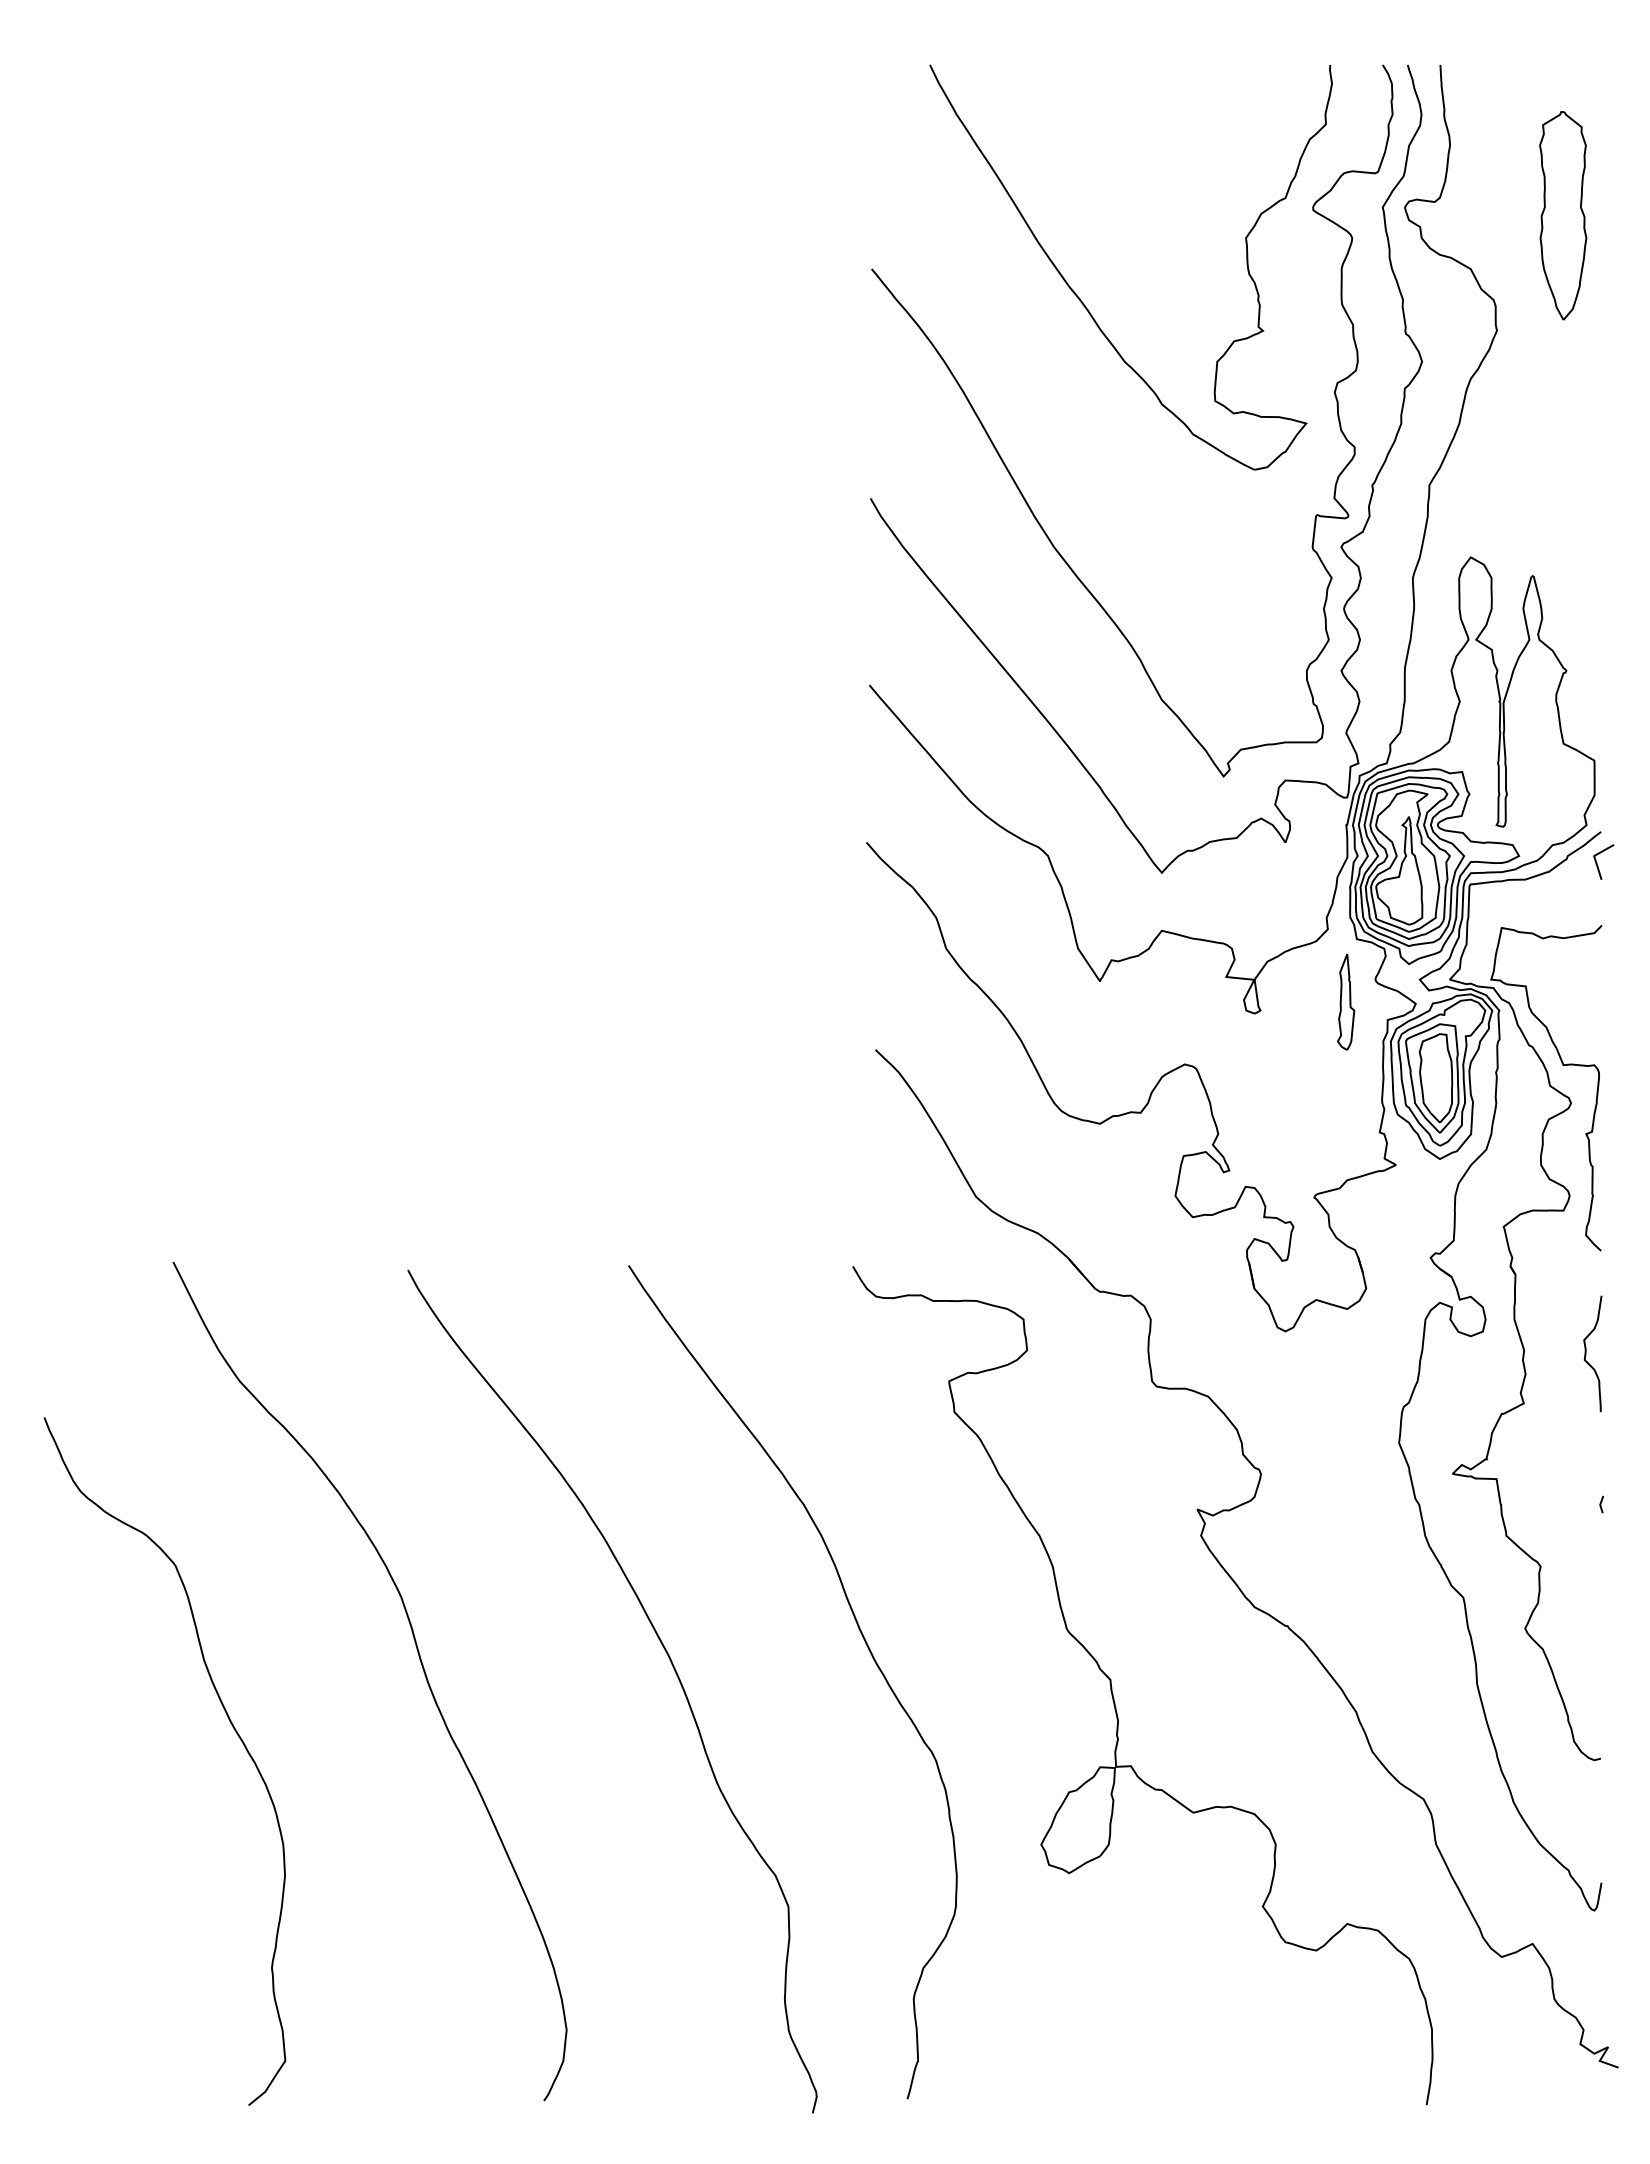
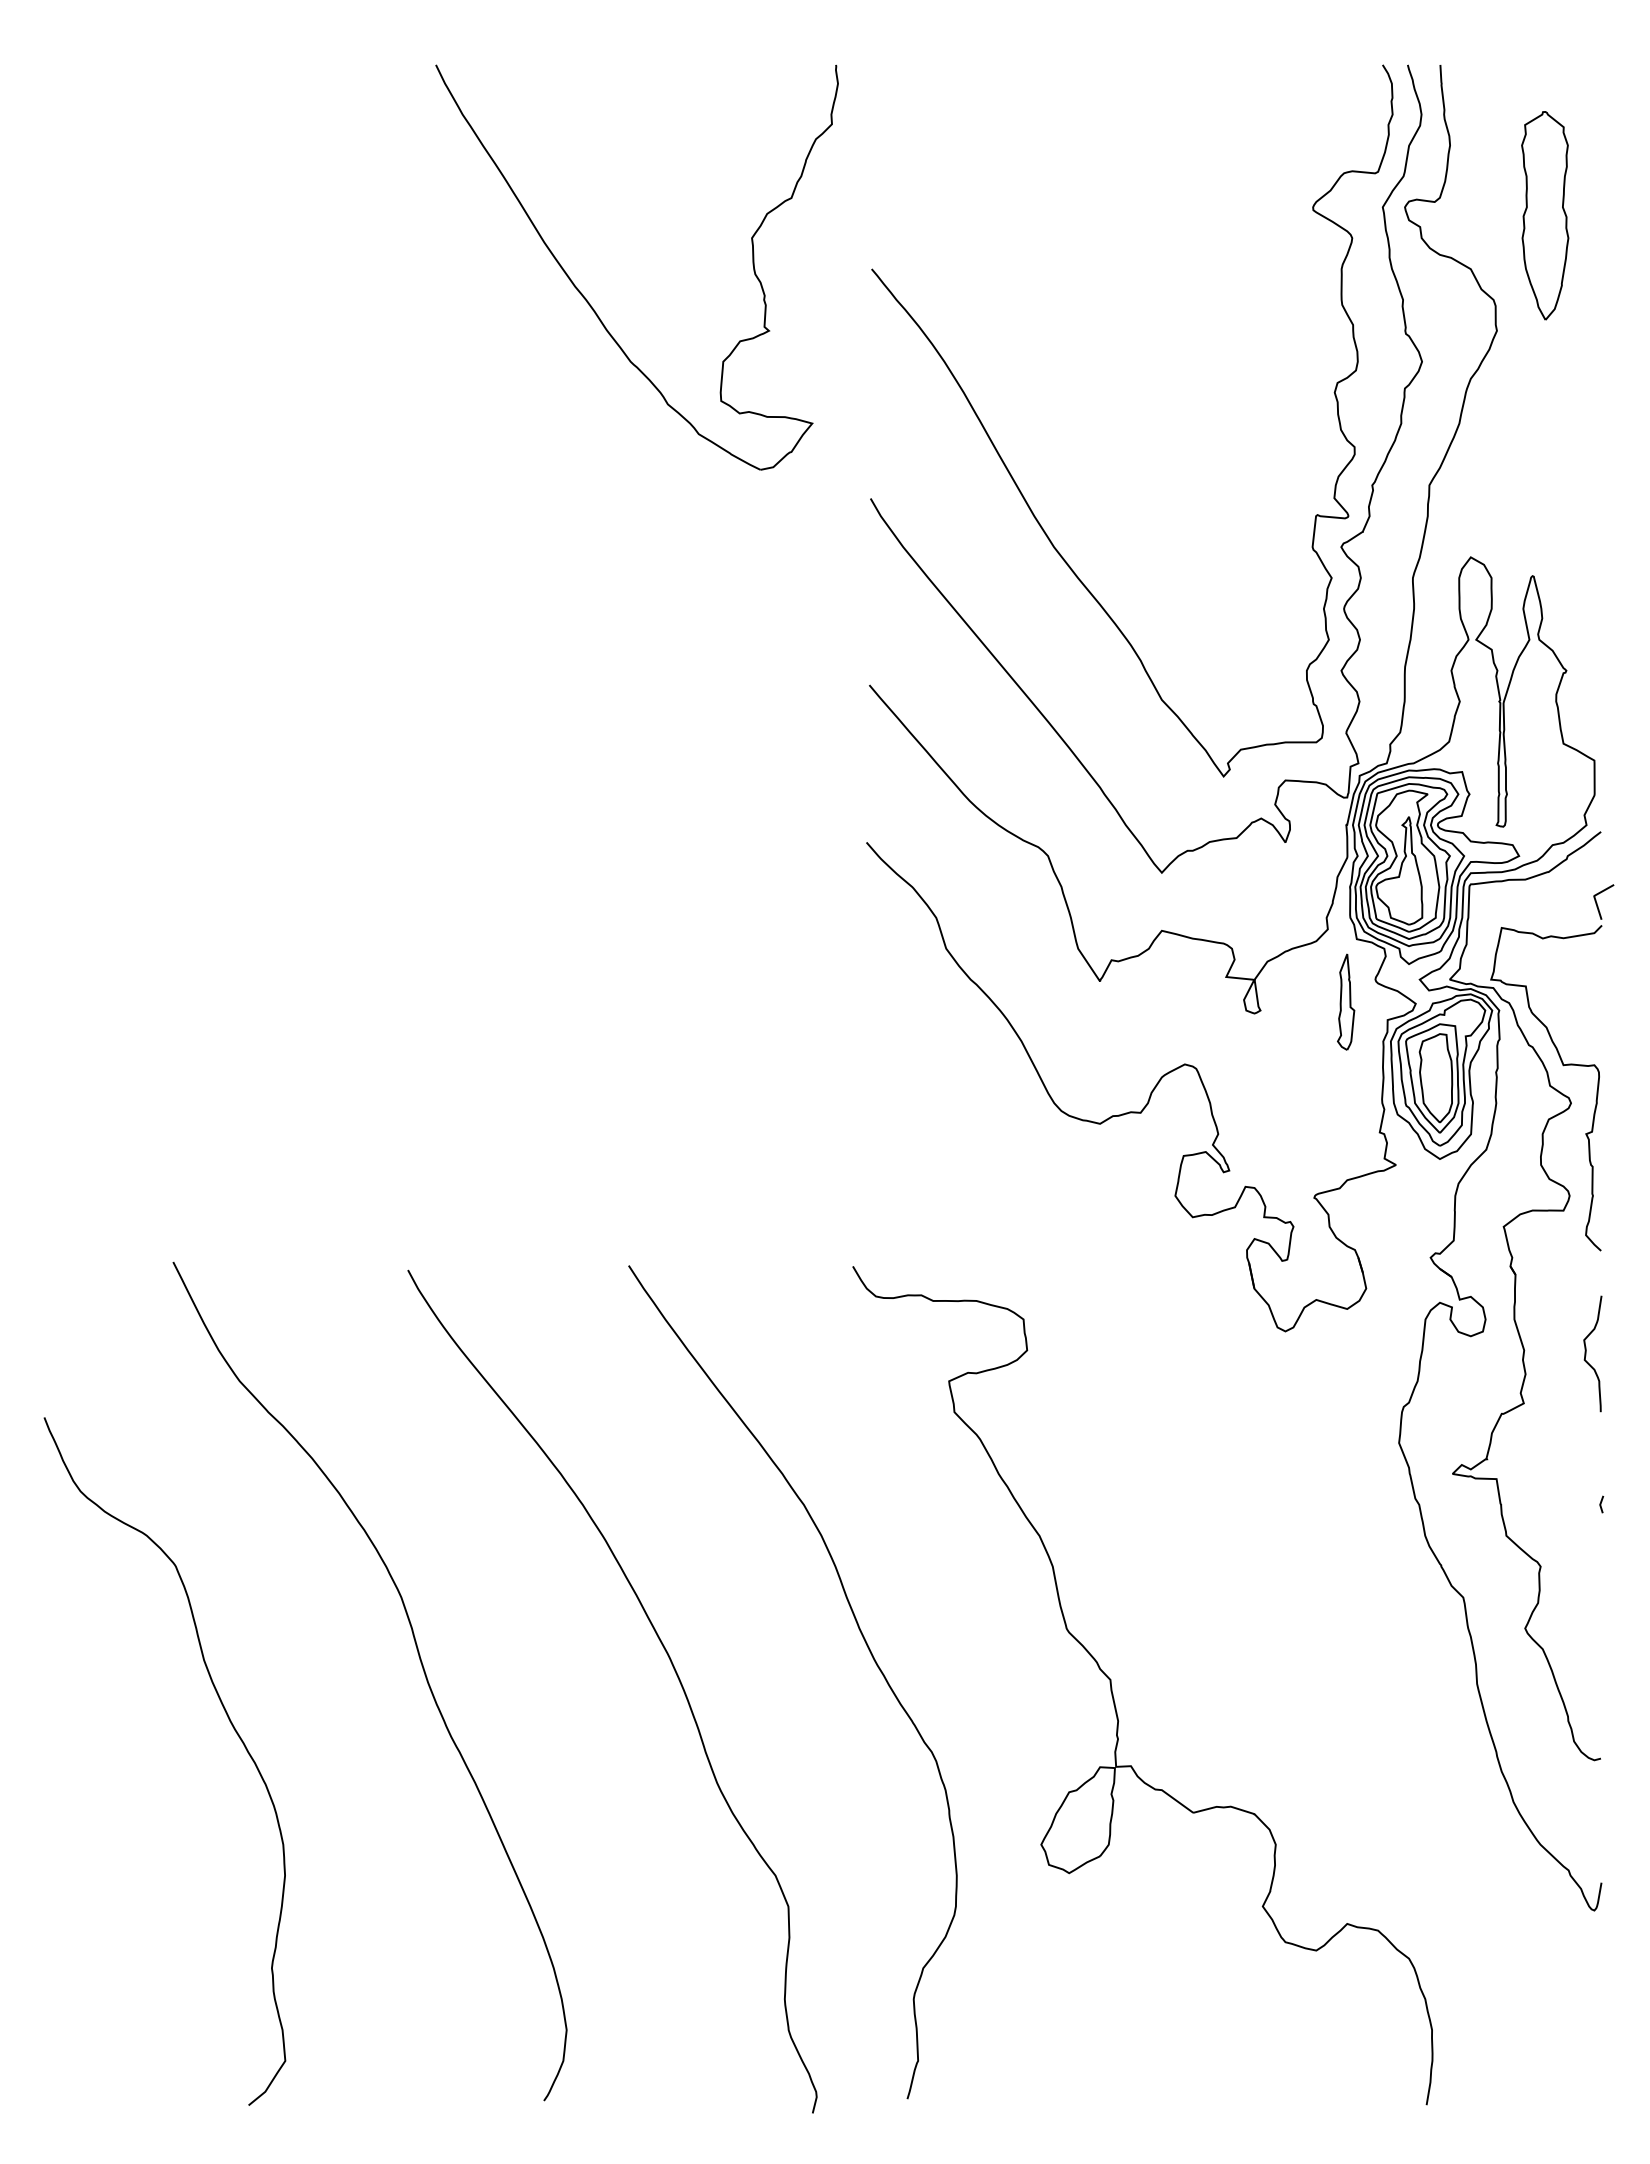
part position: (1563, 215) -> (1545, 215) (1545, 215)
part position: (1083, 302) -> (589, 302) (589, 302)
curve position: (1597, 862) -> (1597, 902) (1597, 902)
part: present -> none (1227, 1571)
